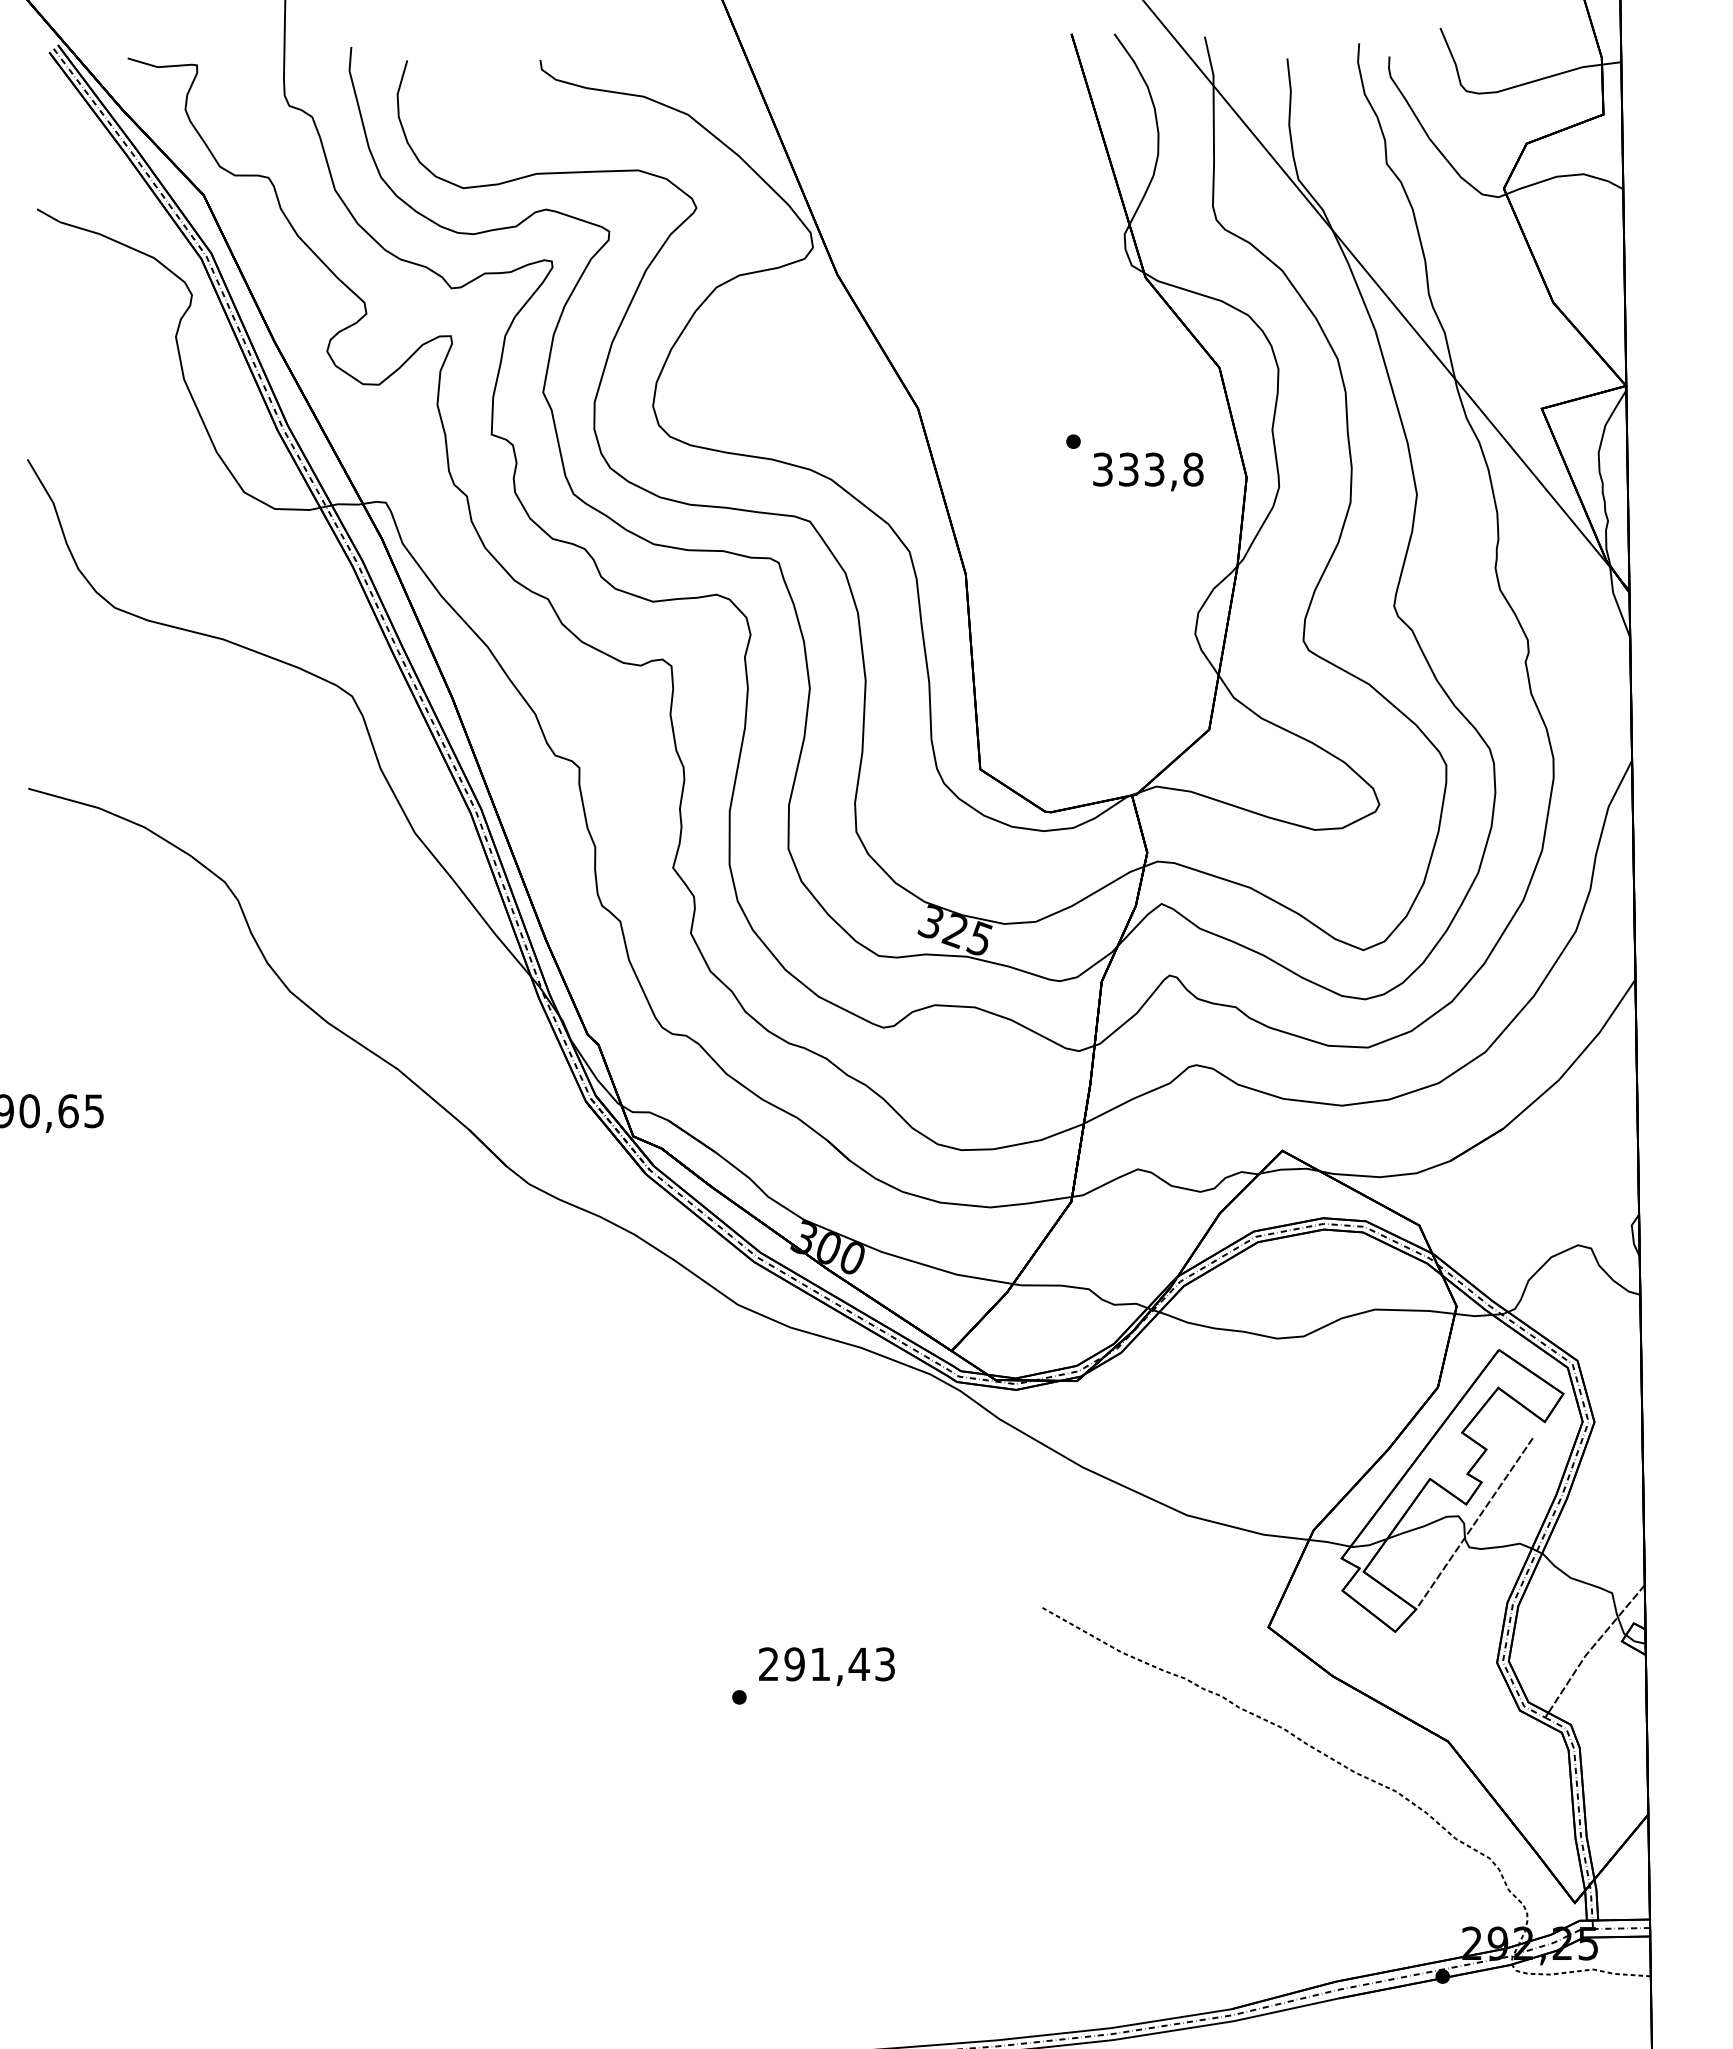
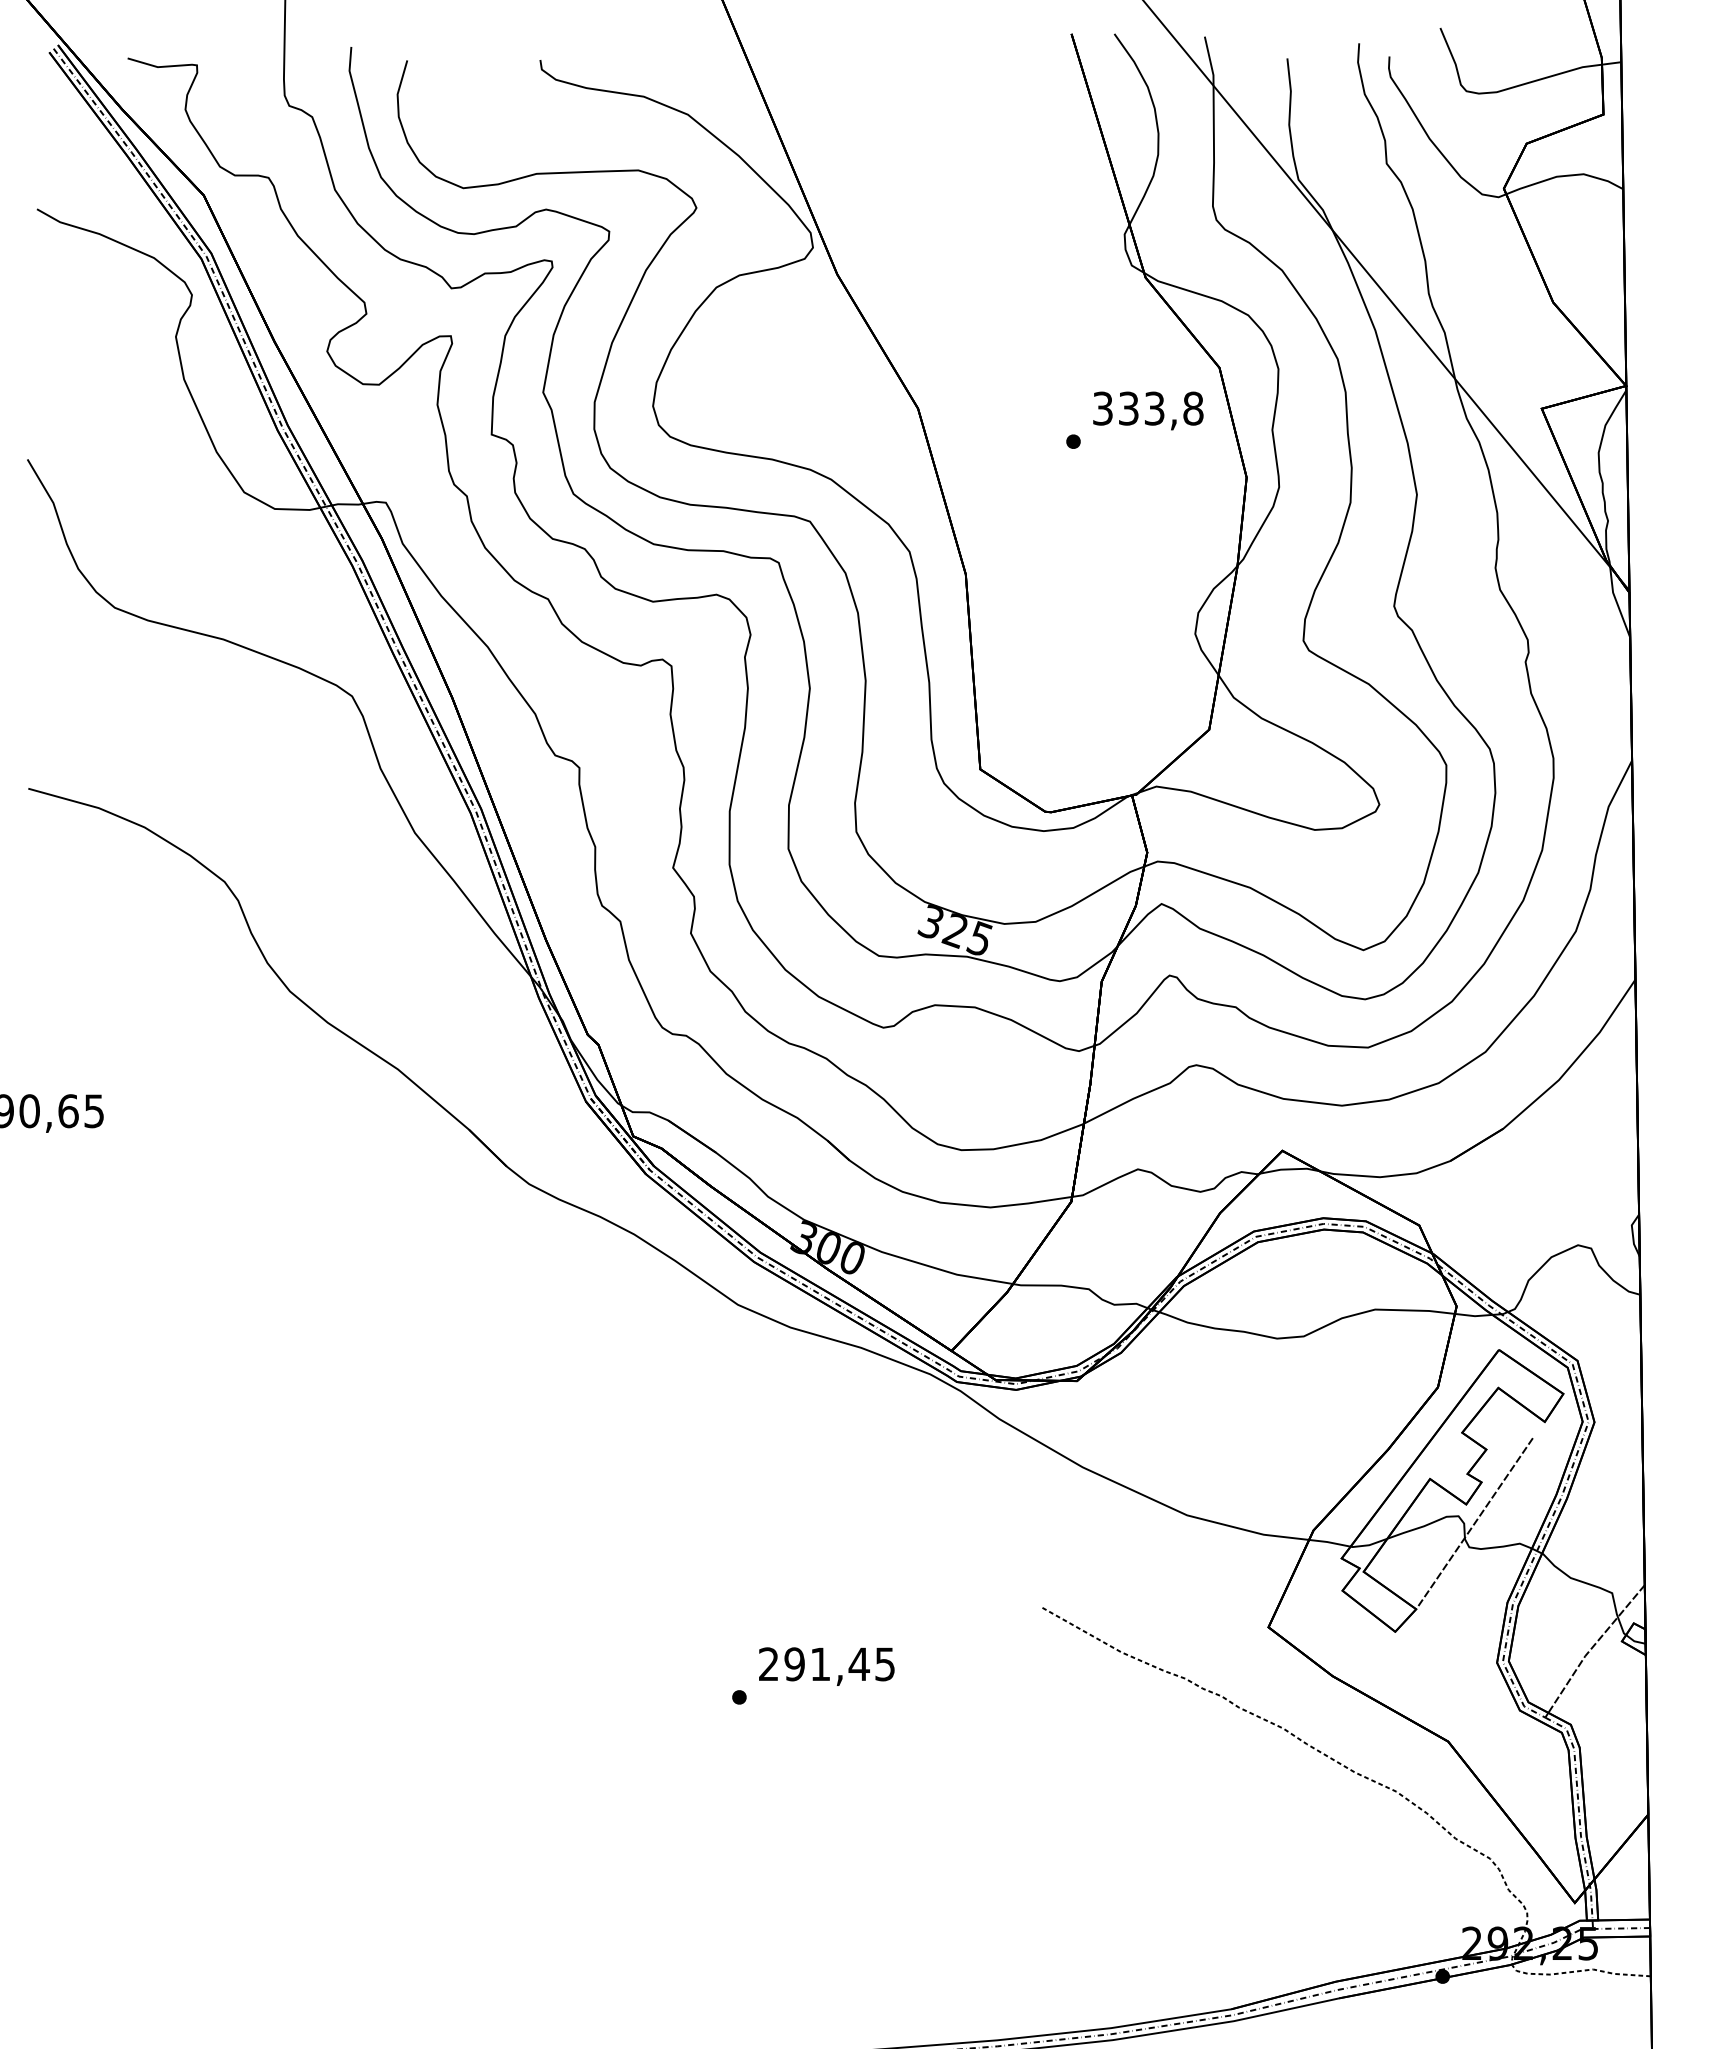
text position: (1148, 471) -> (1148, 410) (1148, 410)
text: 291,43 -> 291,45 (885, 1663)
